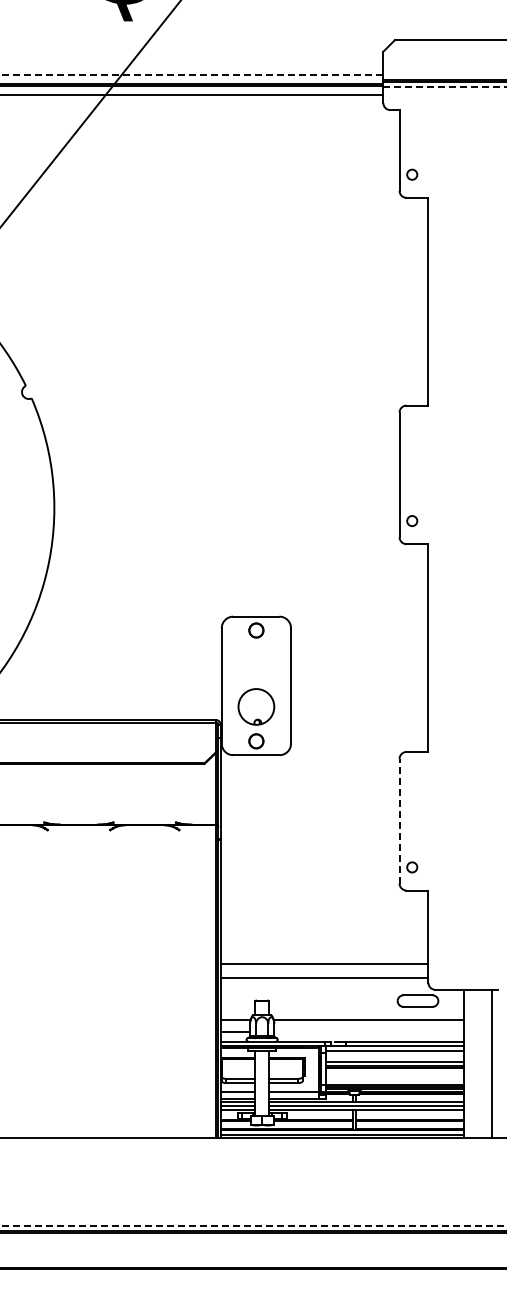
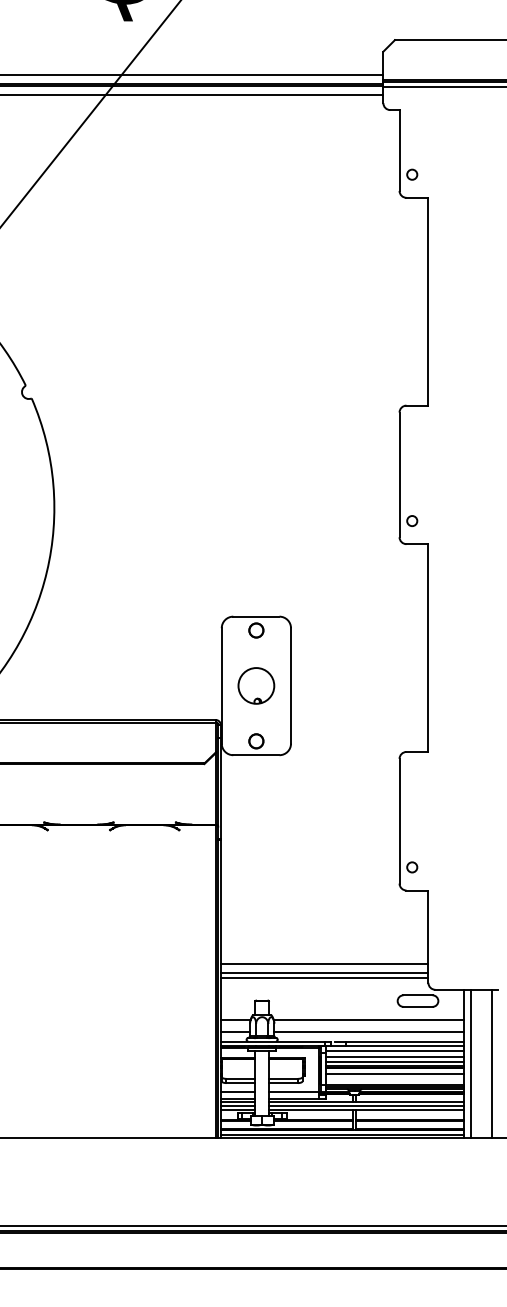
line: dashed -> solid (191, 75)
line: dashed -> solid (445, 87)
part position: (256, 706) -> (256, 685) (256, 685)
line: dashed -> solid (399, 820)
line: none -> present (324, 973)
line: none -> present (369, 1032)
line: none -> present (394, 1057)
line: none -> present (471, 1063)
line: none -> present (394, 1073)
line: dashed -> solid (253, 1226)
